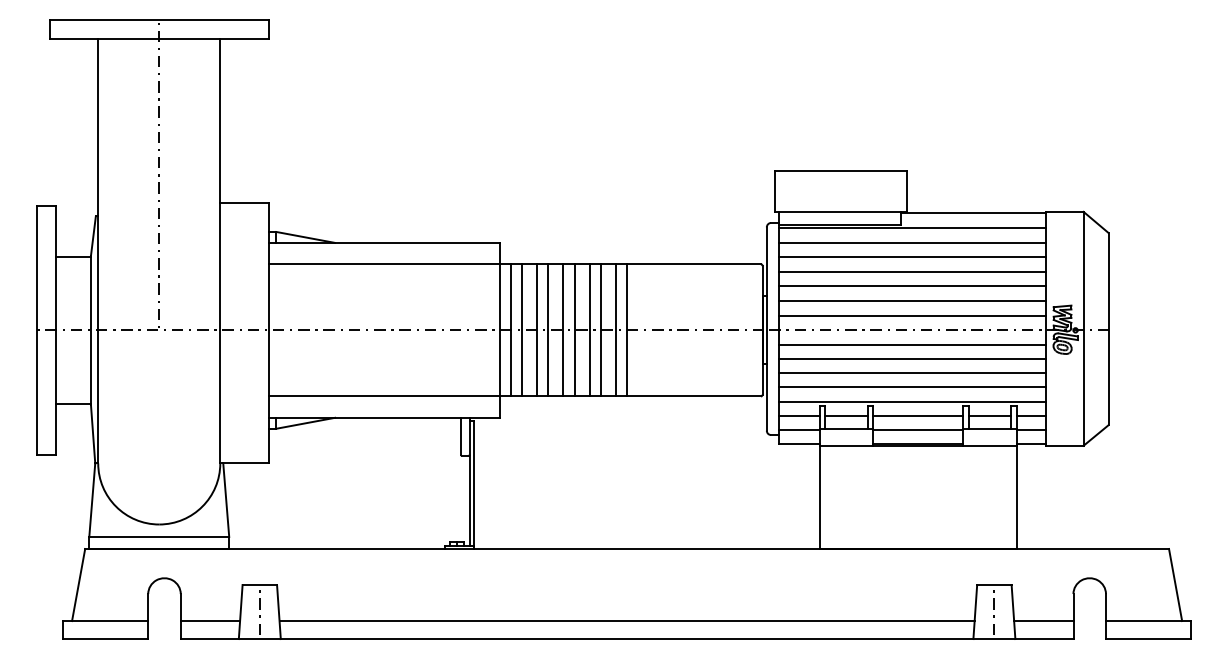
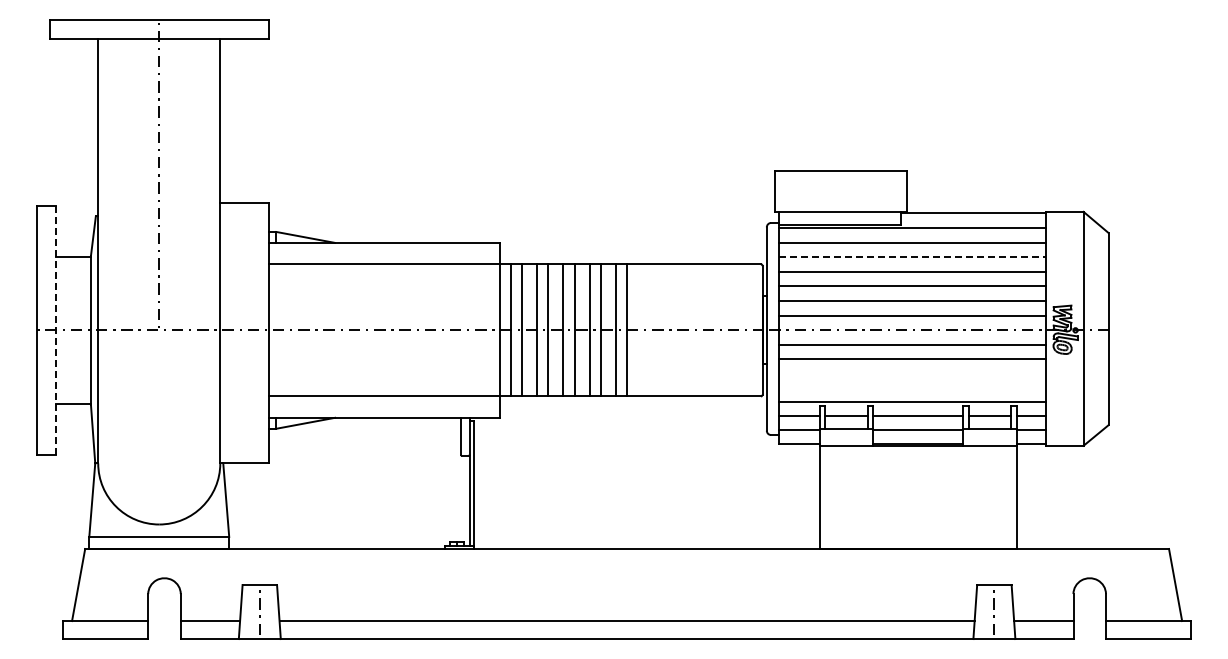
line: solid -> dashed (913, 257)
line: solid -> dashed (56, 330)
line: present -> none (912, 373)
line: present -> none (912, 387)
